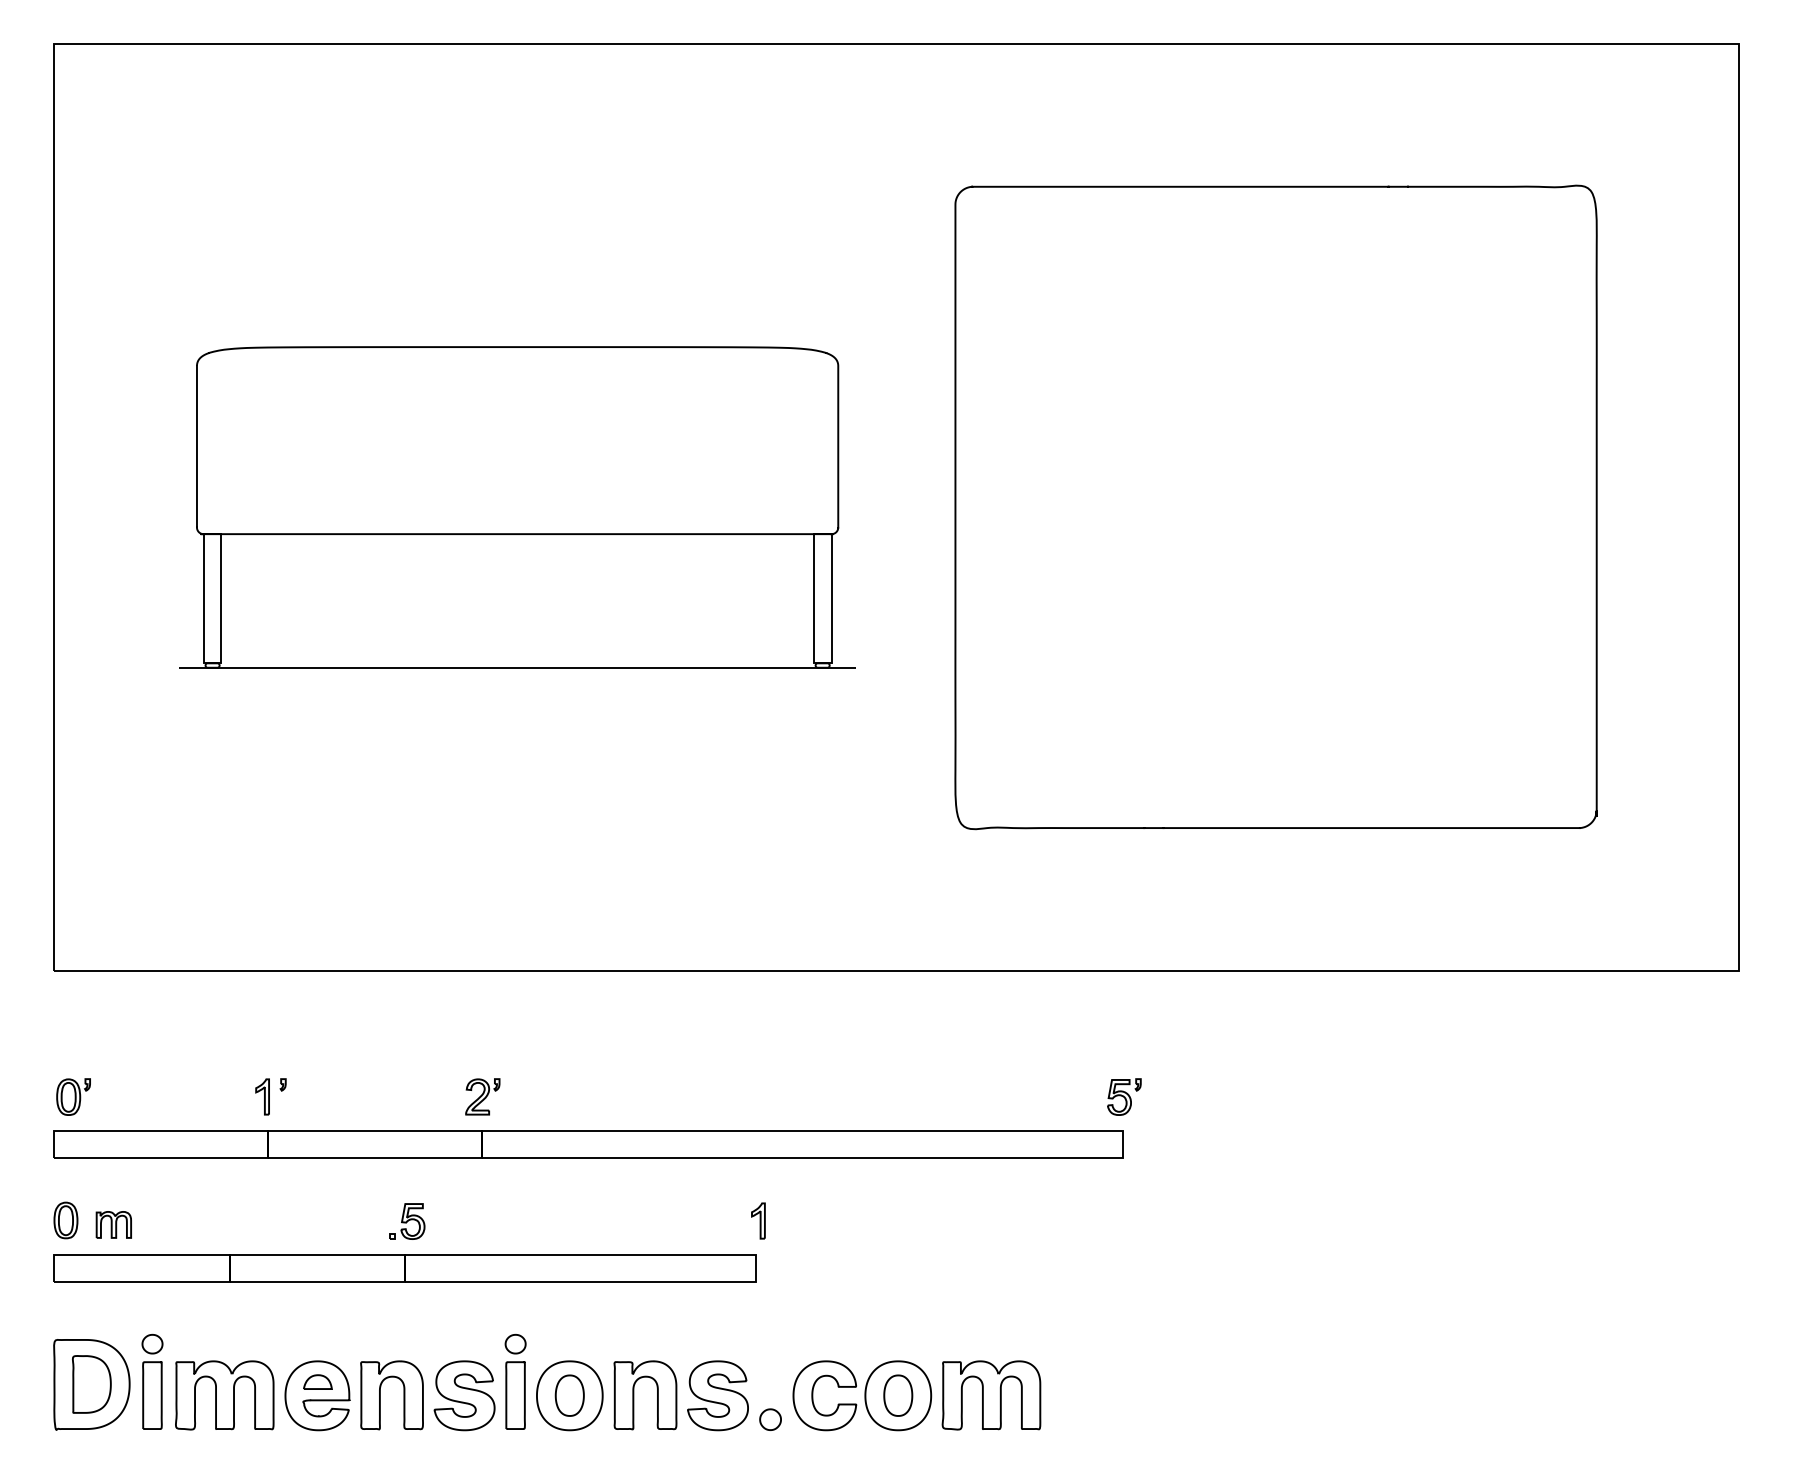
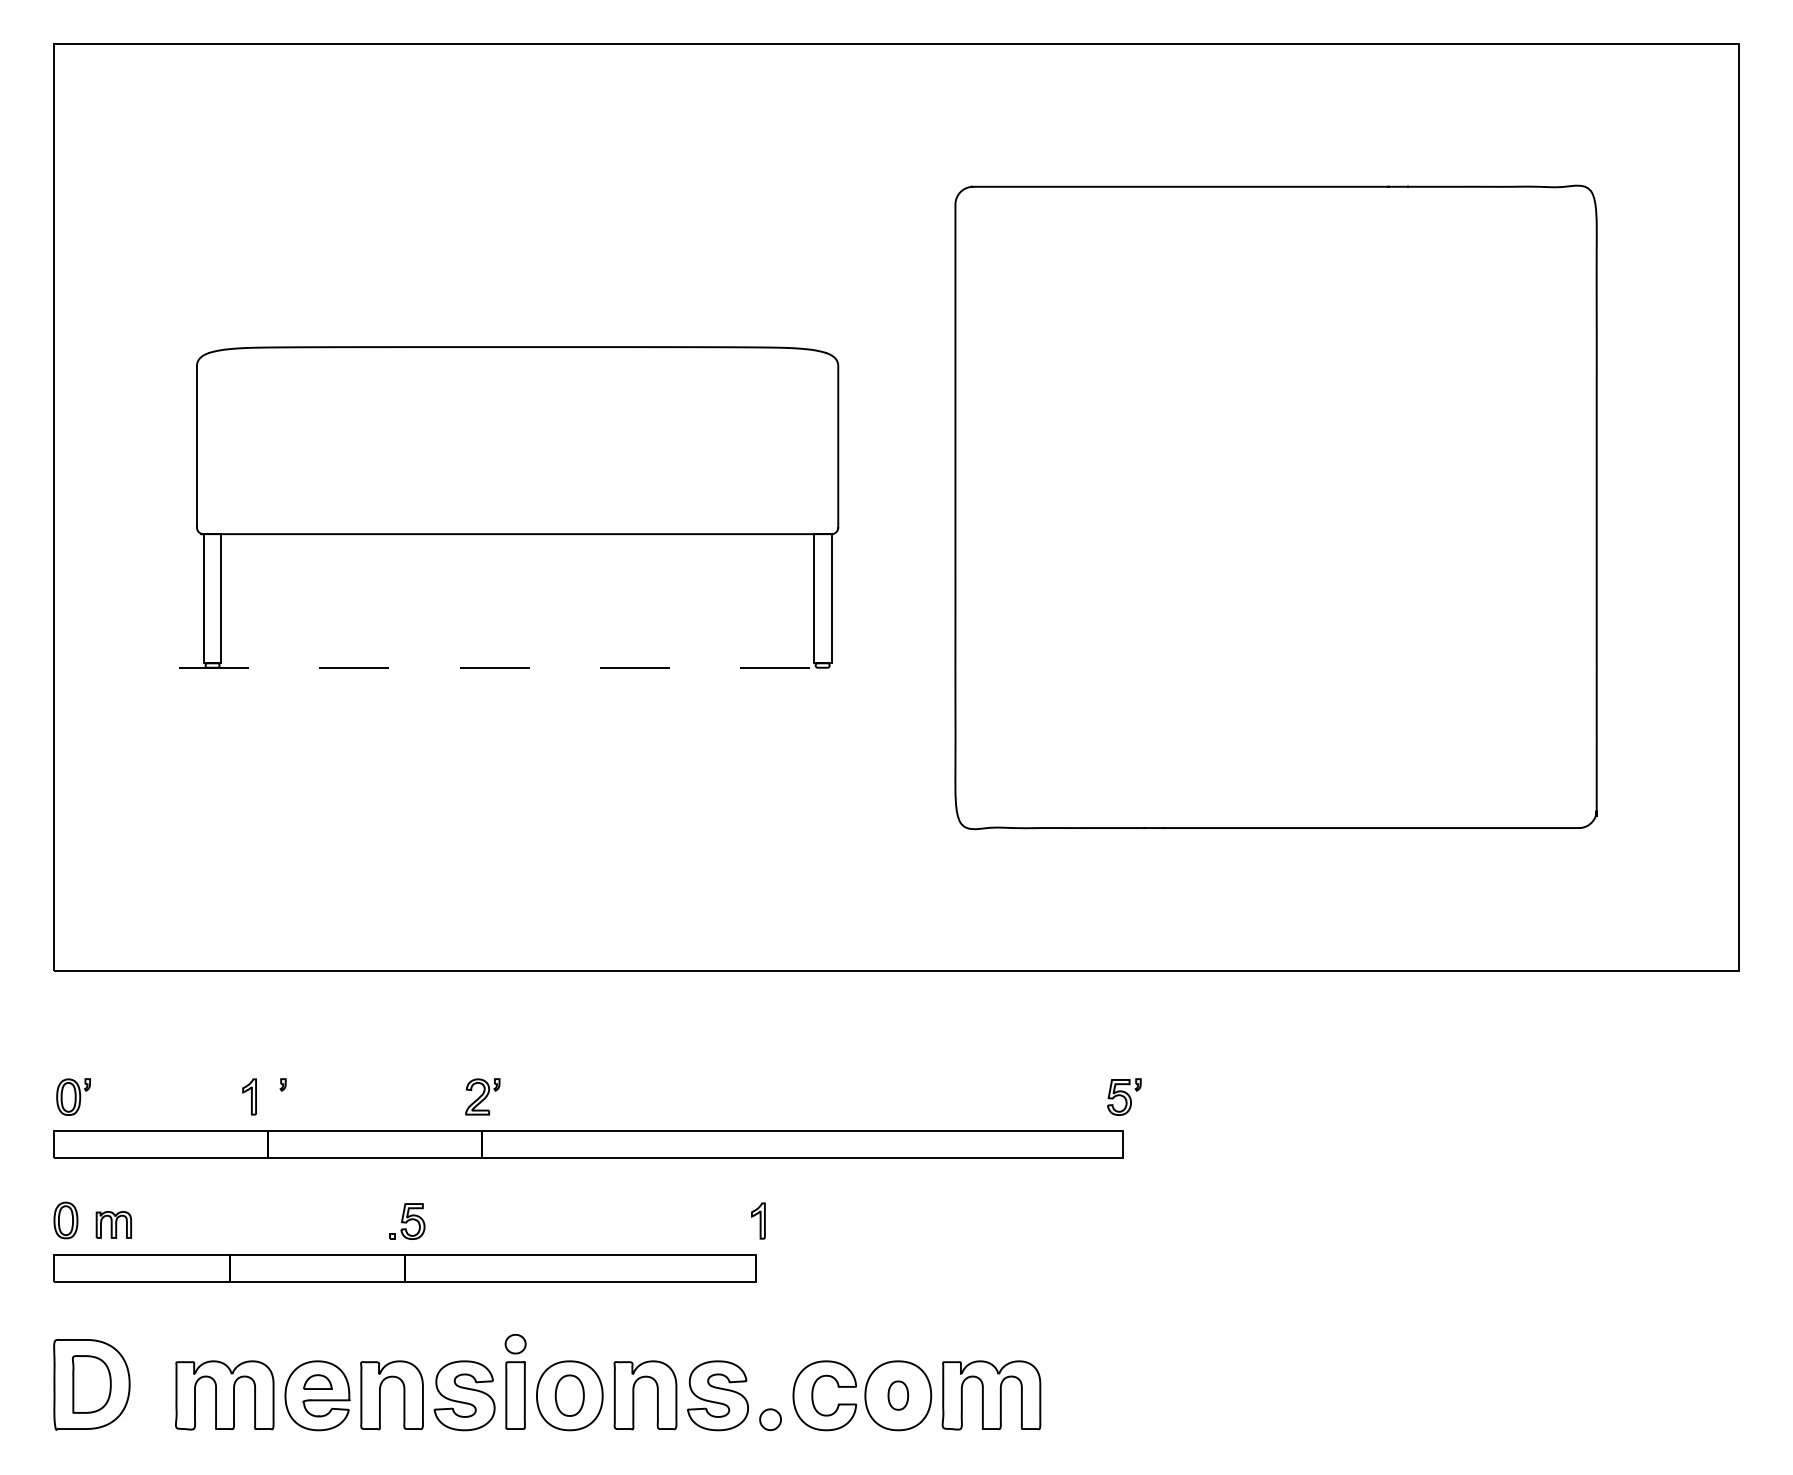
line: solid -> dashed (517, 667)
part position: (262, 1096) -> (249, 1096) (249, 1096)
part: present -> none (152, 1381)
part size: 31x43 px -> 23x31 px (898, 1395)
